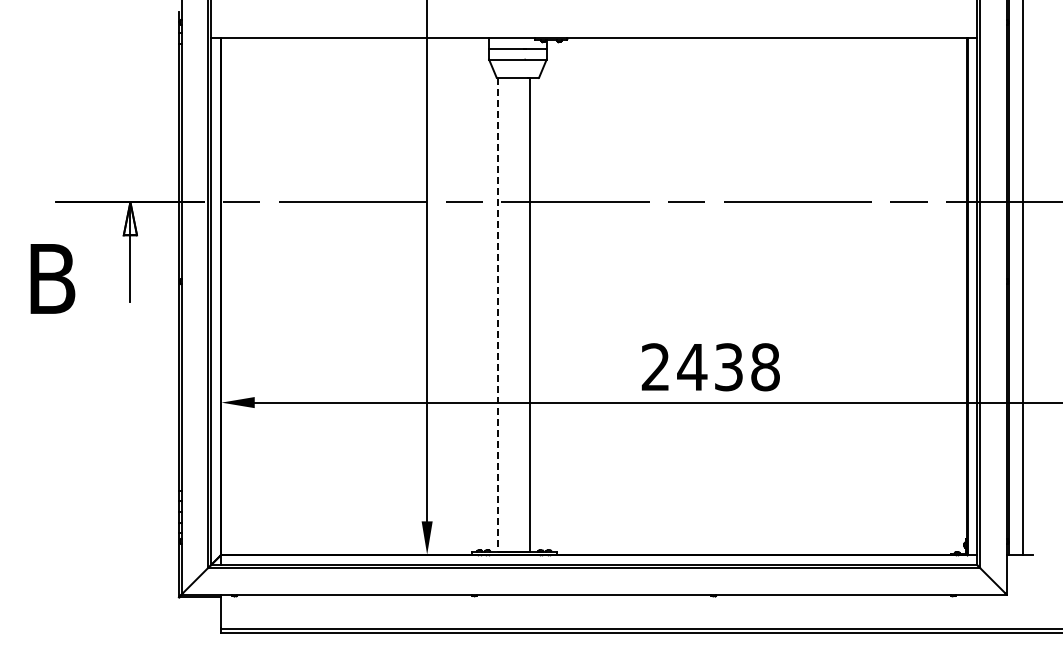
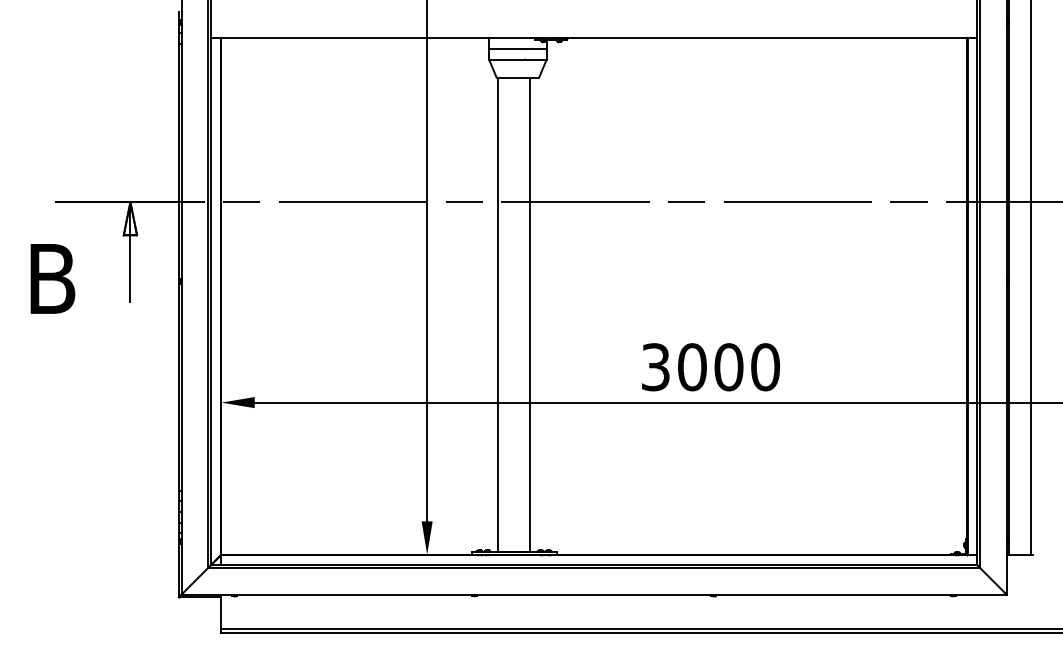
line position: (1022, 278) -> (1030, 278) (1030, 278)
line: dashed -> solid (498, 315)
text: 2438 -> 3000 (710, 367)
